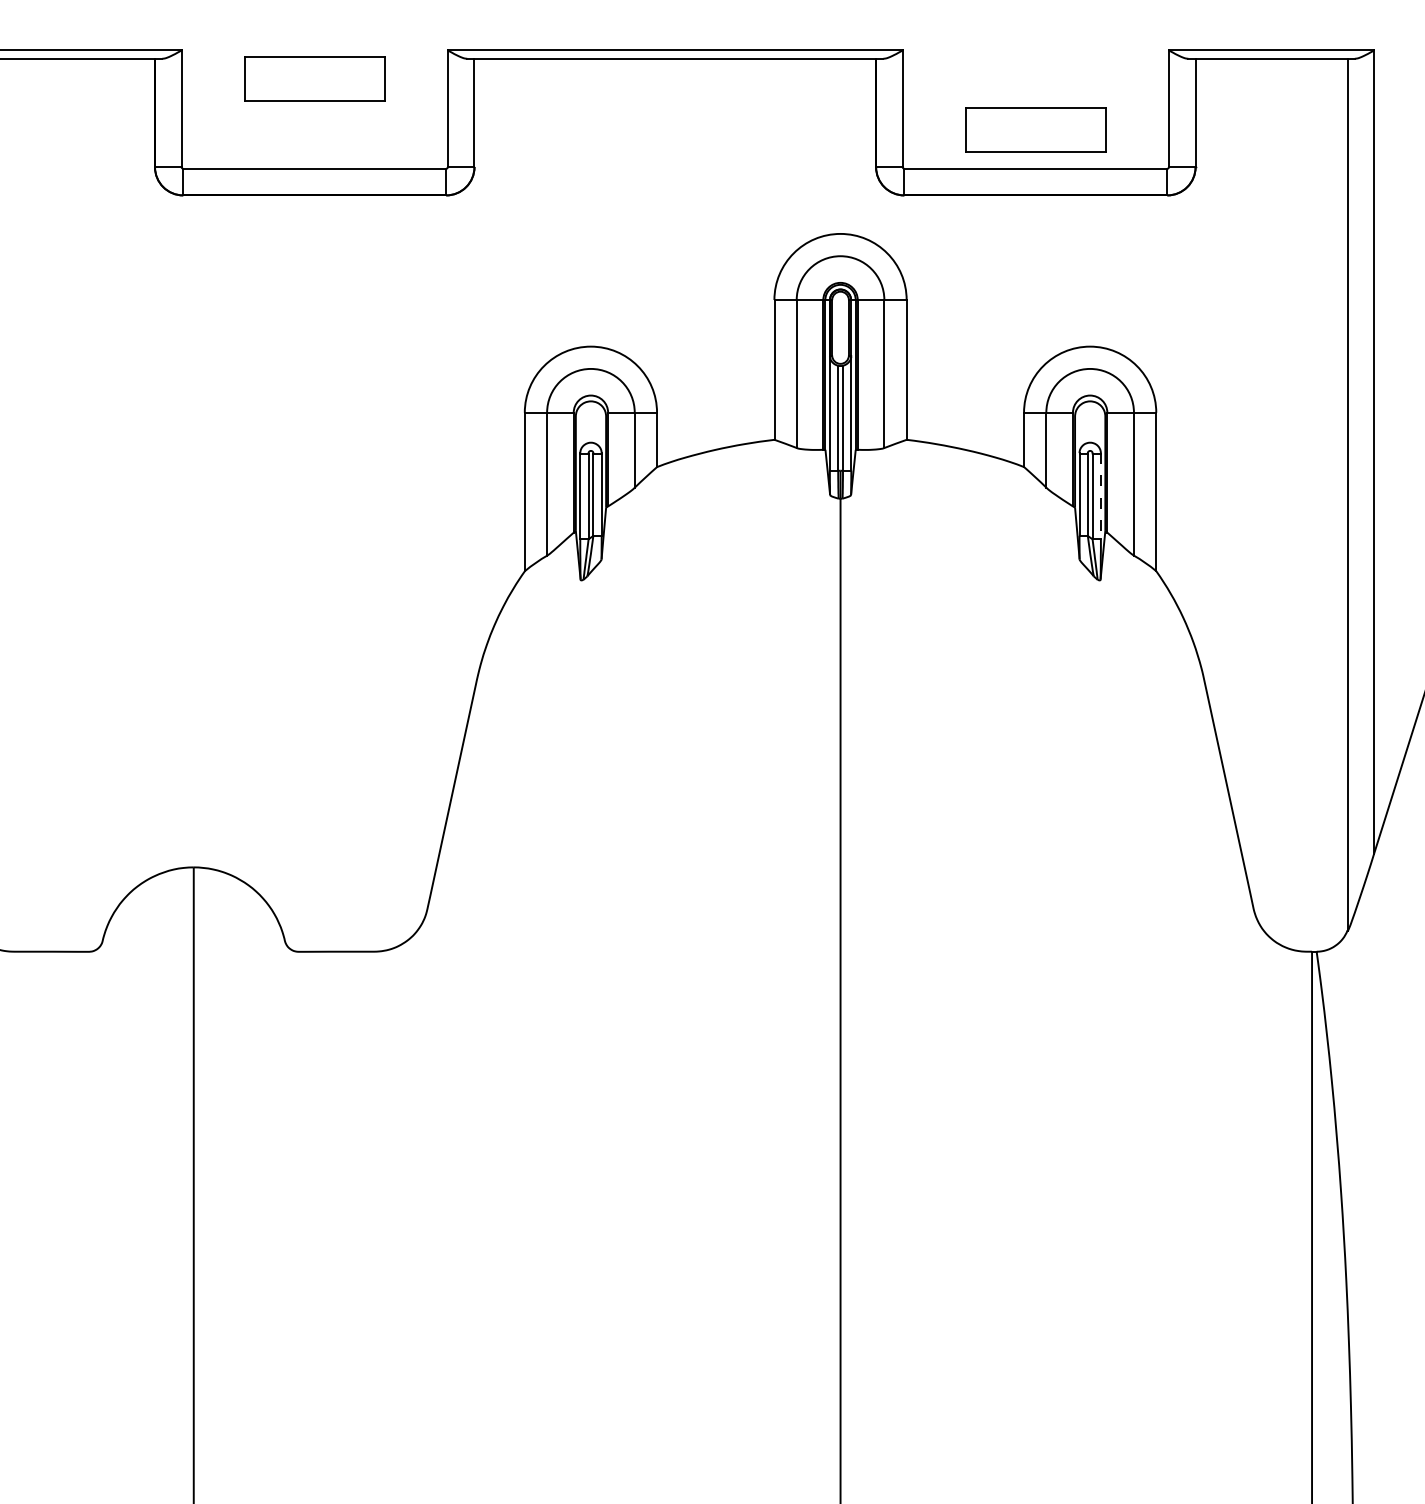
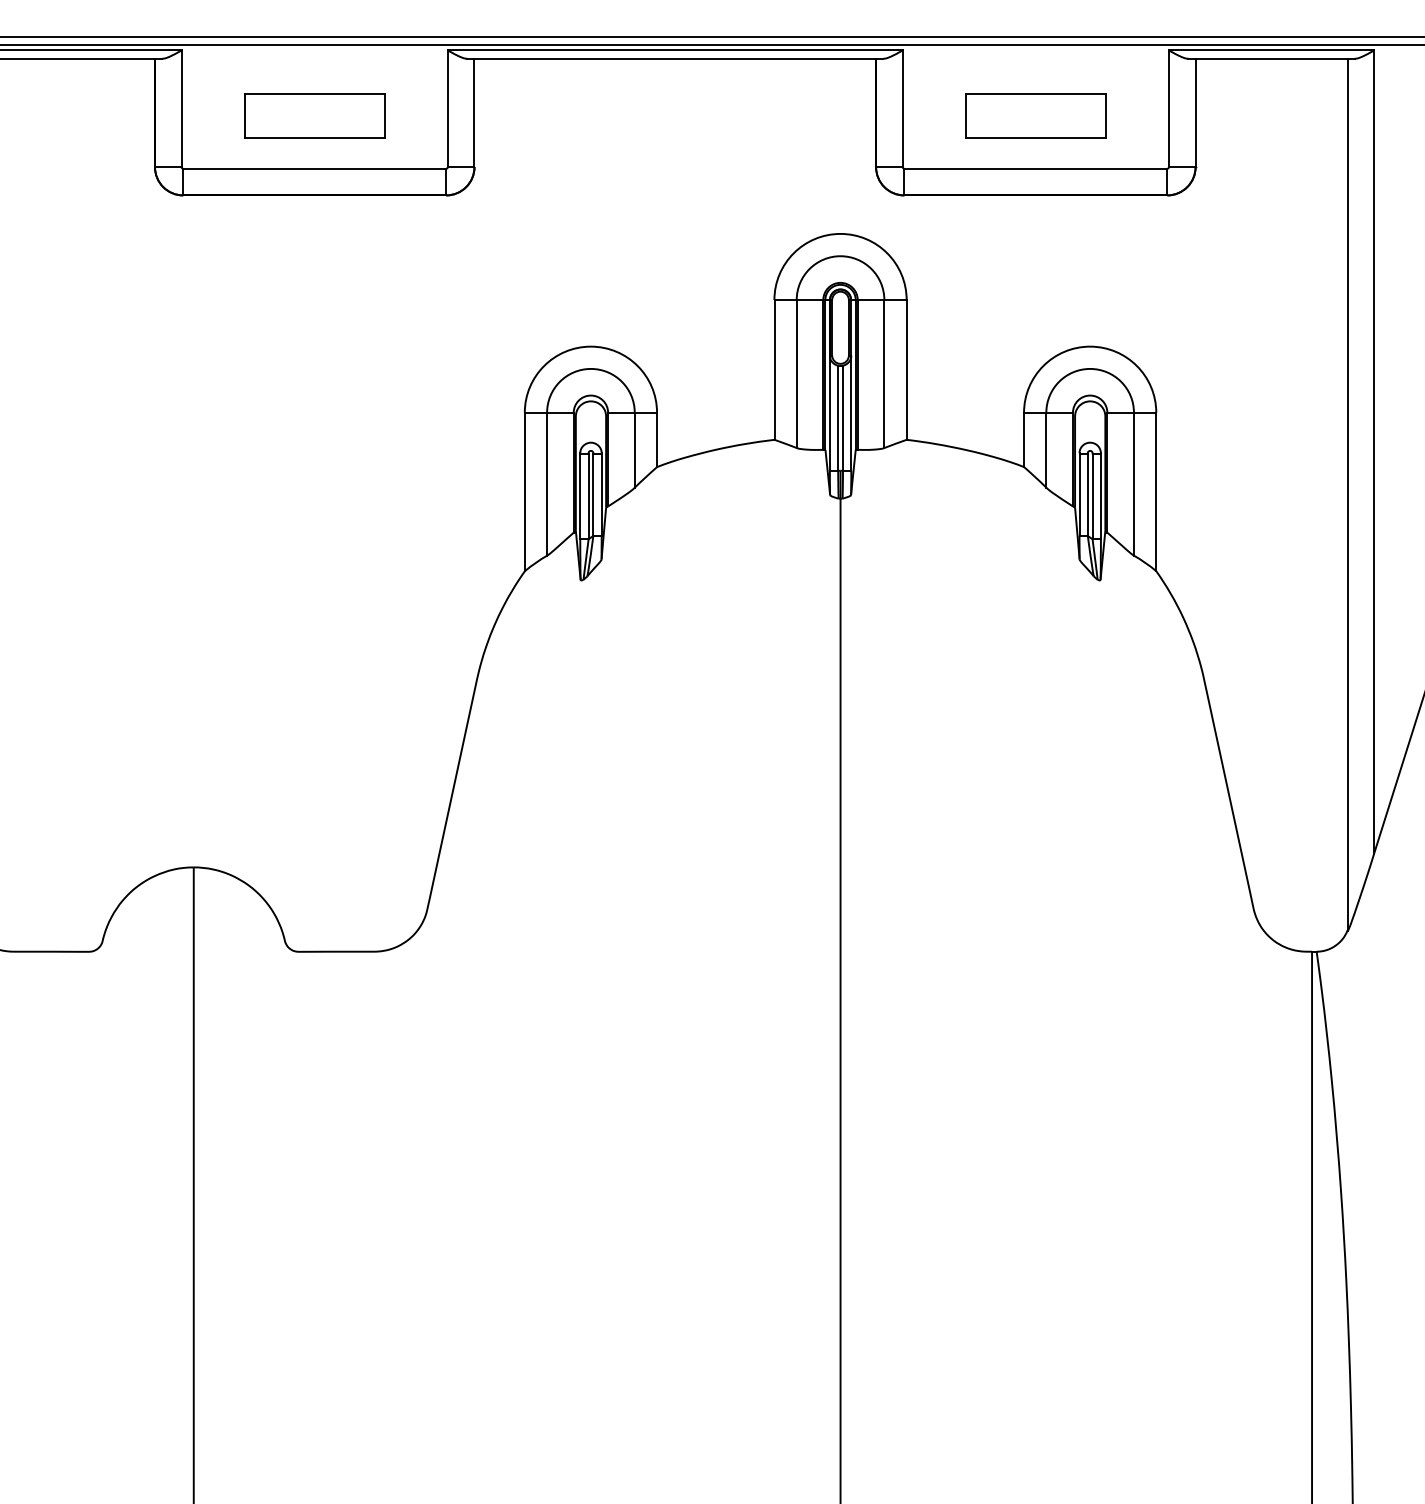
line: none -> present (711, 36)
line: none -> present (711, 45)
part position: (314, 78) -> (314, 115) (314, 115)
part position: (1035, 129) -> (1035, 115) (1035, 115)
line: dashed -> solid (1100, 496)
